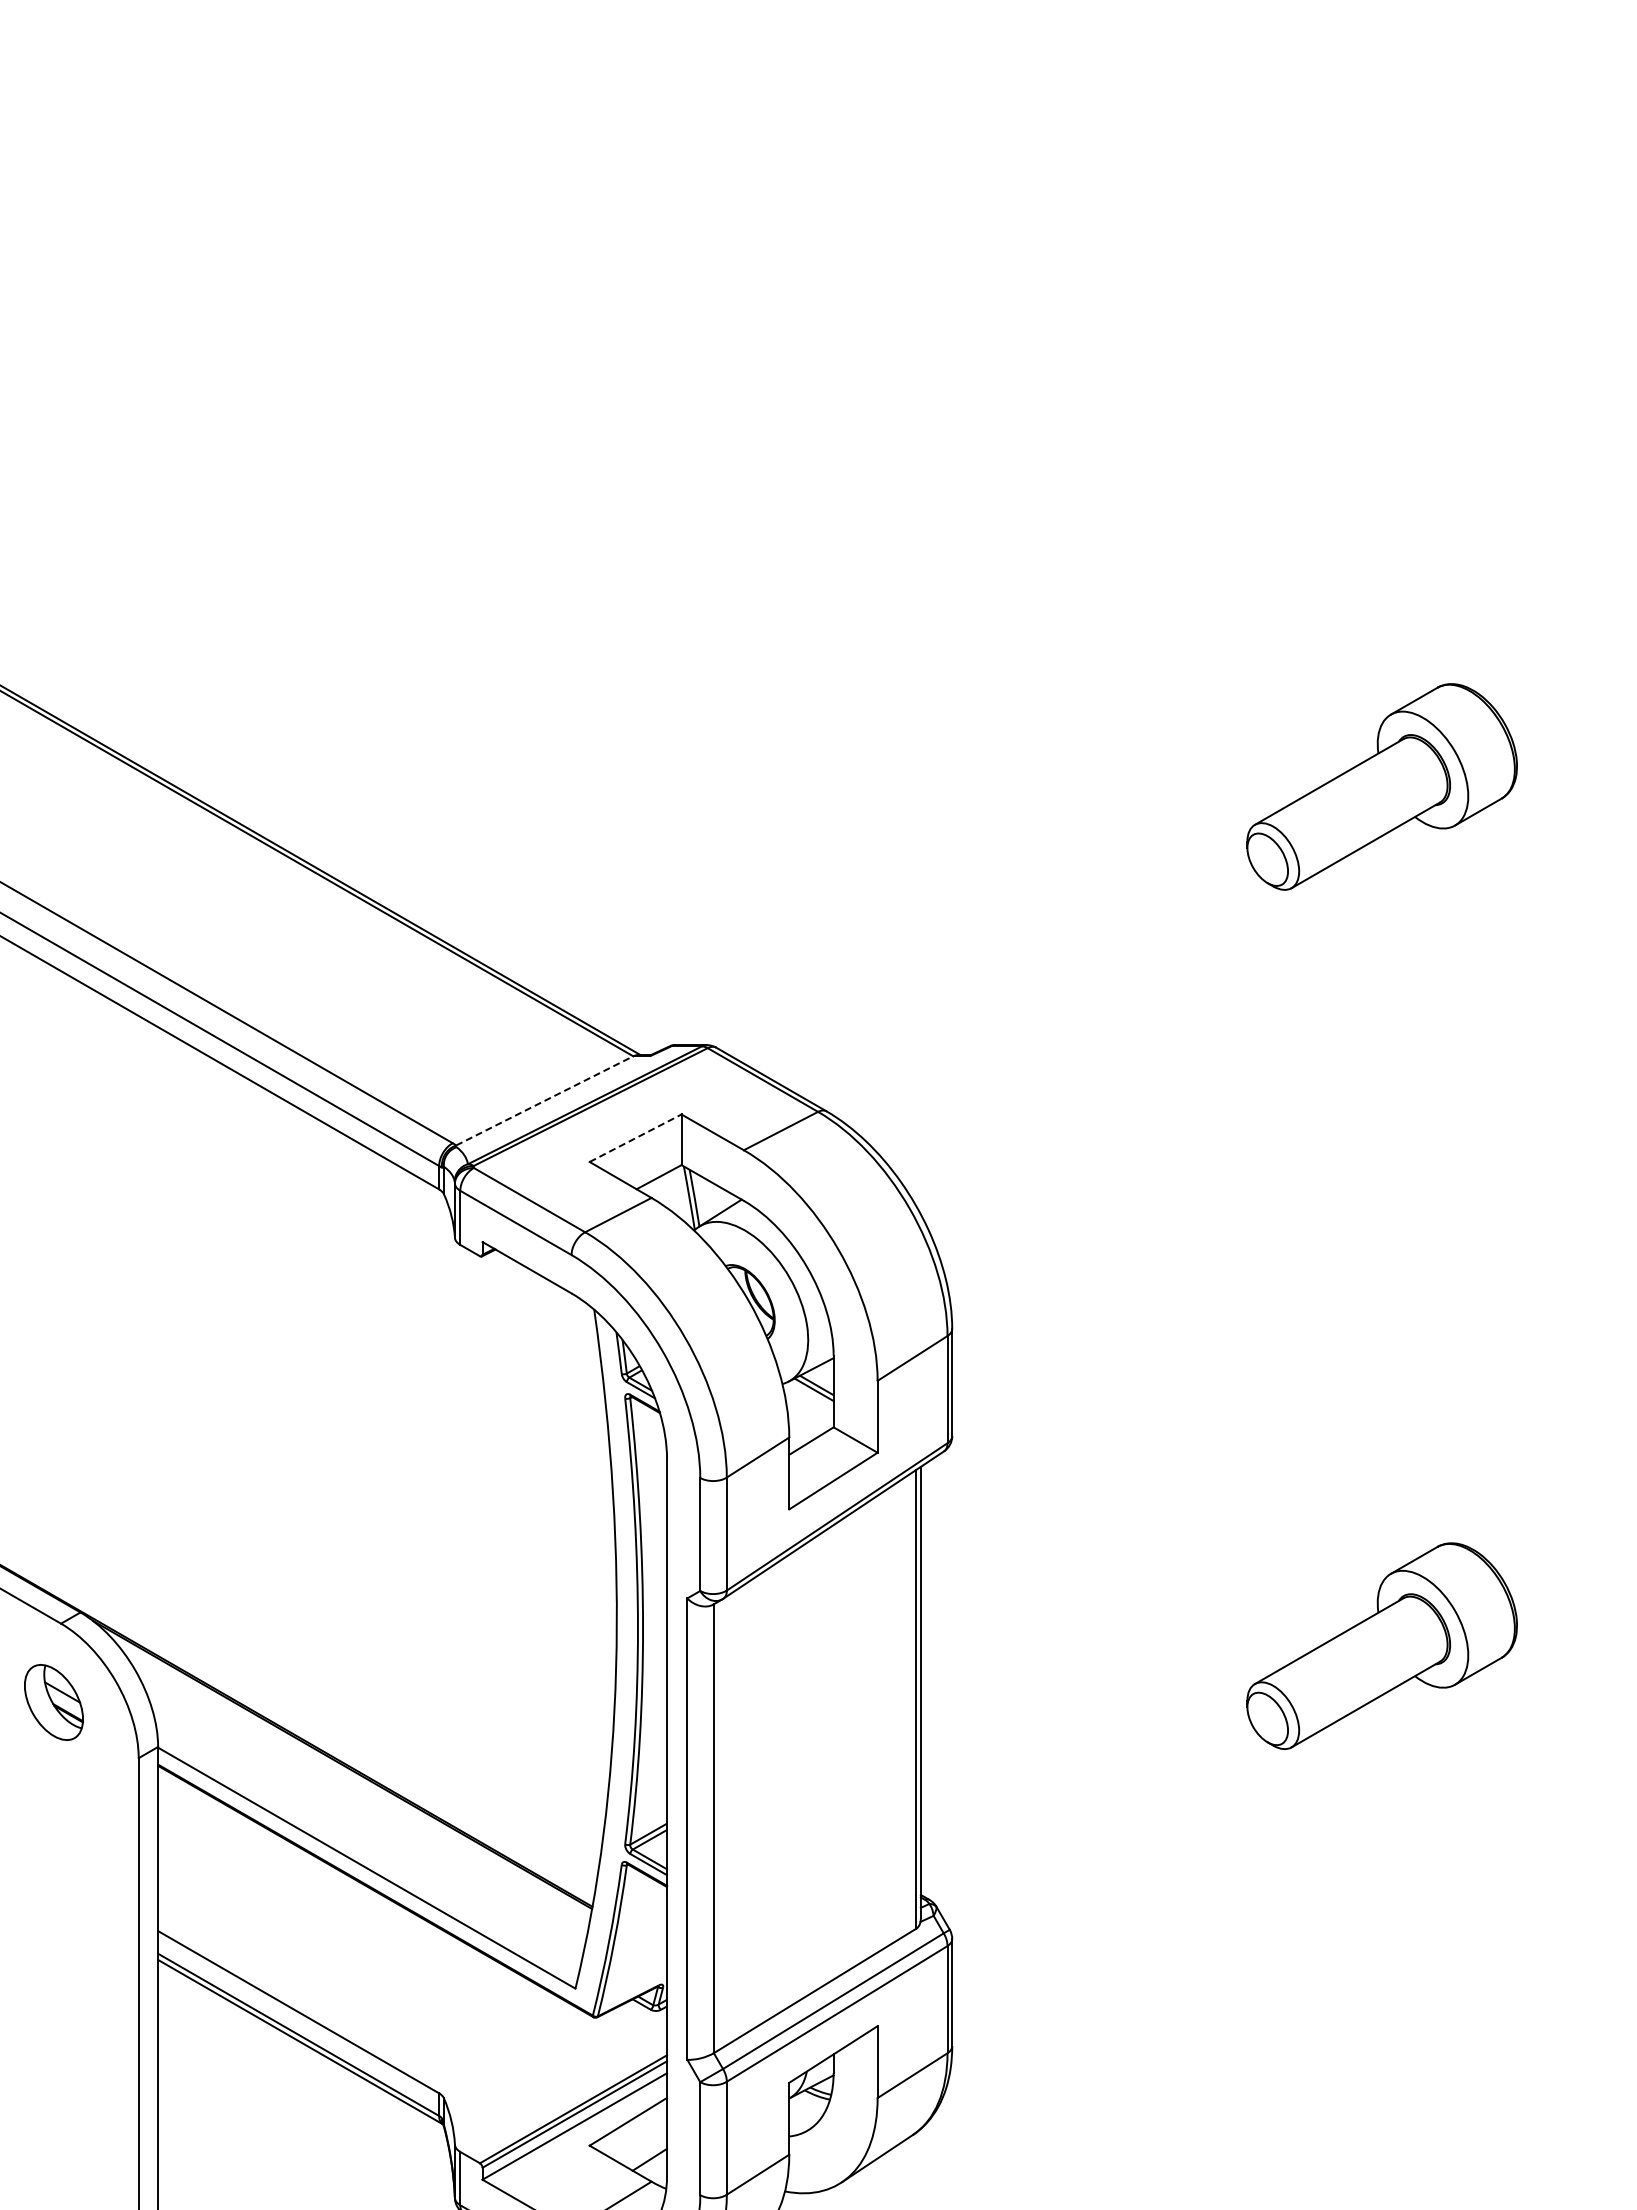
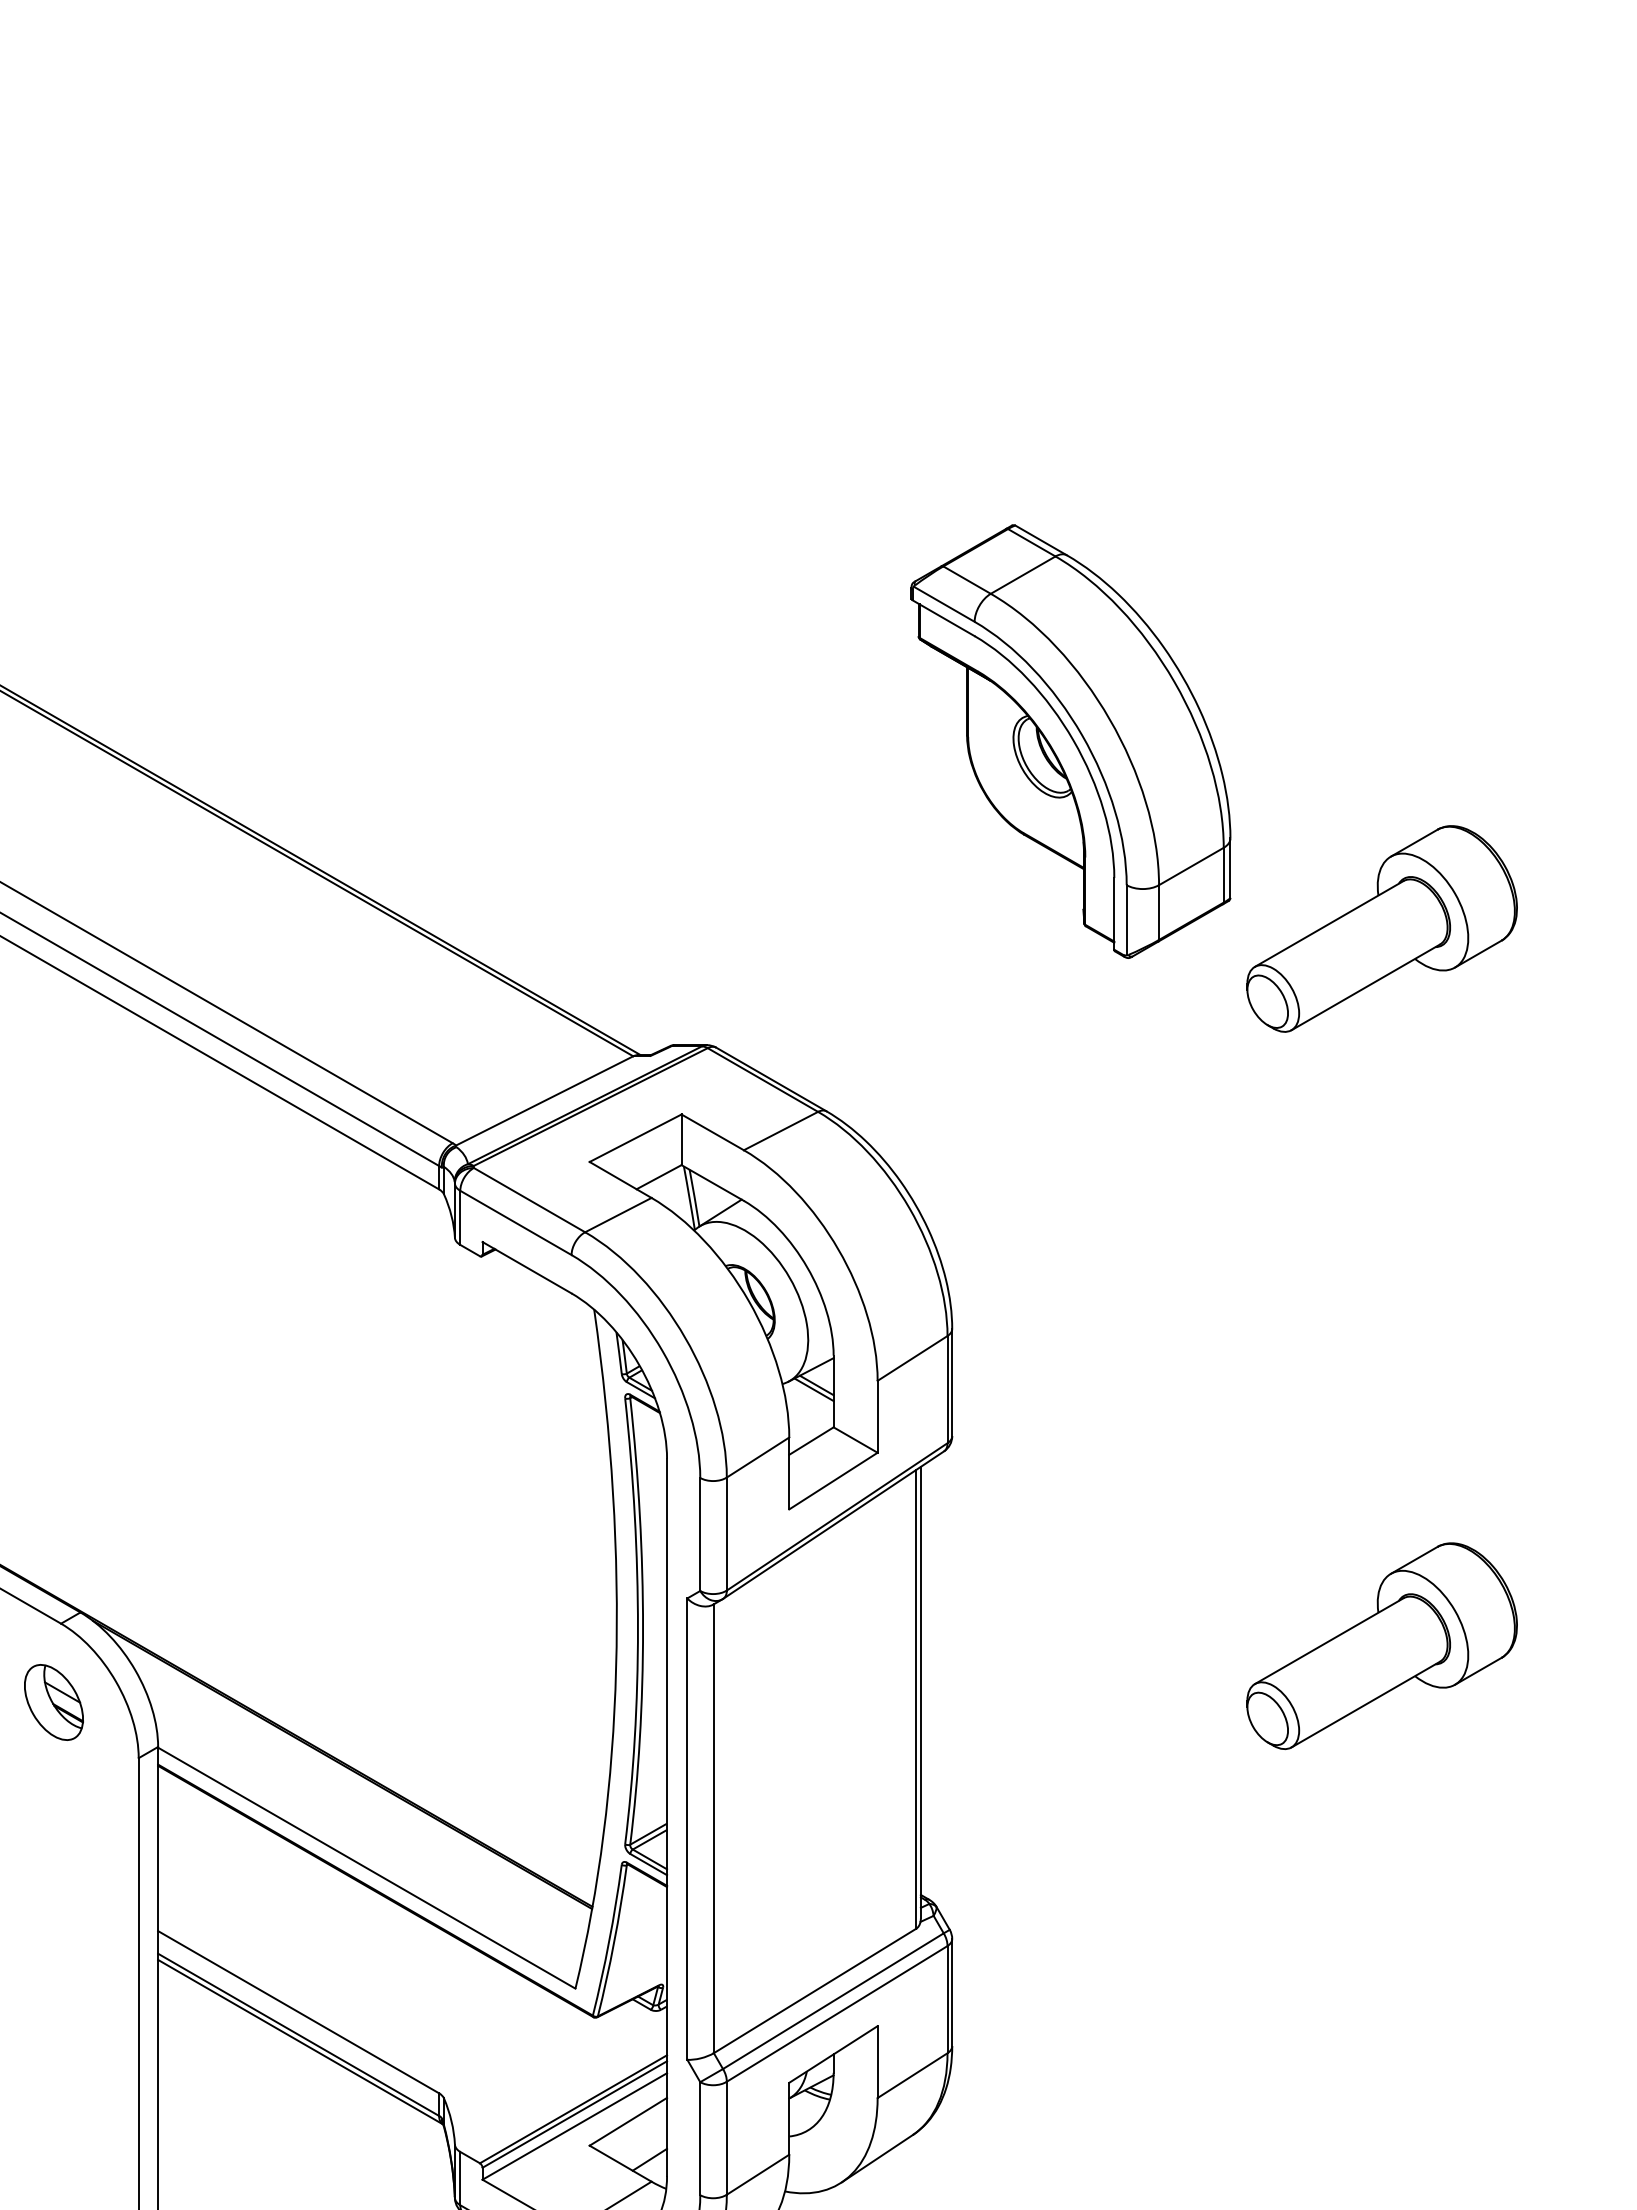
part: none -> present (1070, 741)
part position: (1381, 786) -> (1381, 928) (1381, 928)
line: dashed -> solid (545, 1100)
line: dashed -> solid (635, 1138)
